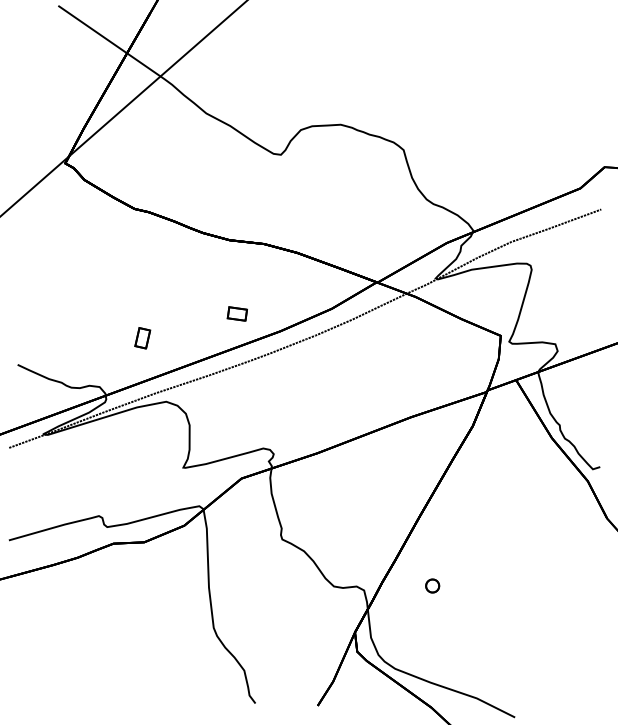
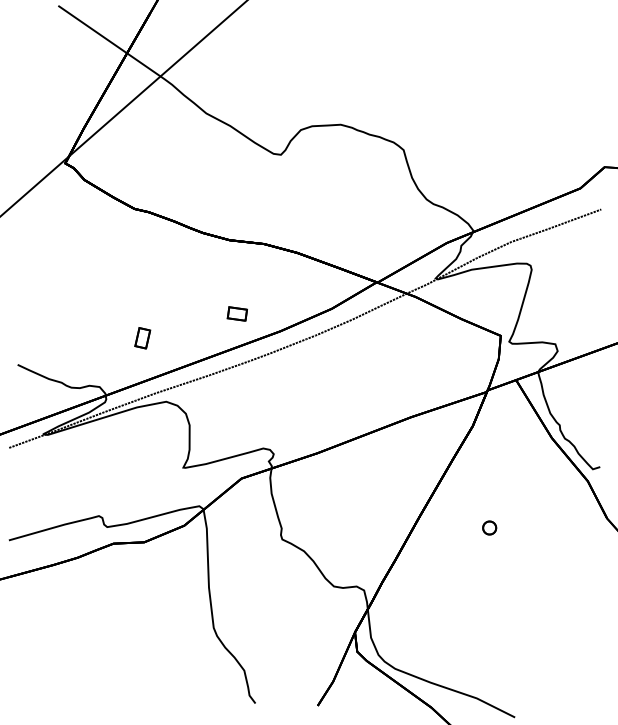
part position: (432, 585) -> (489, 527) (489, 527)
